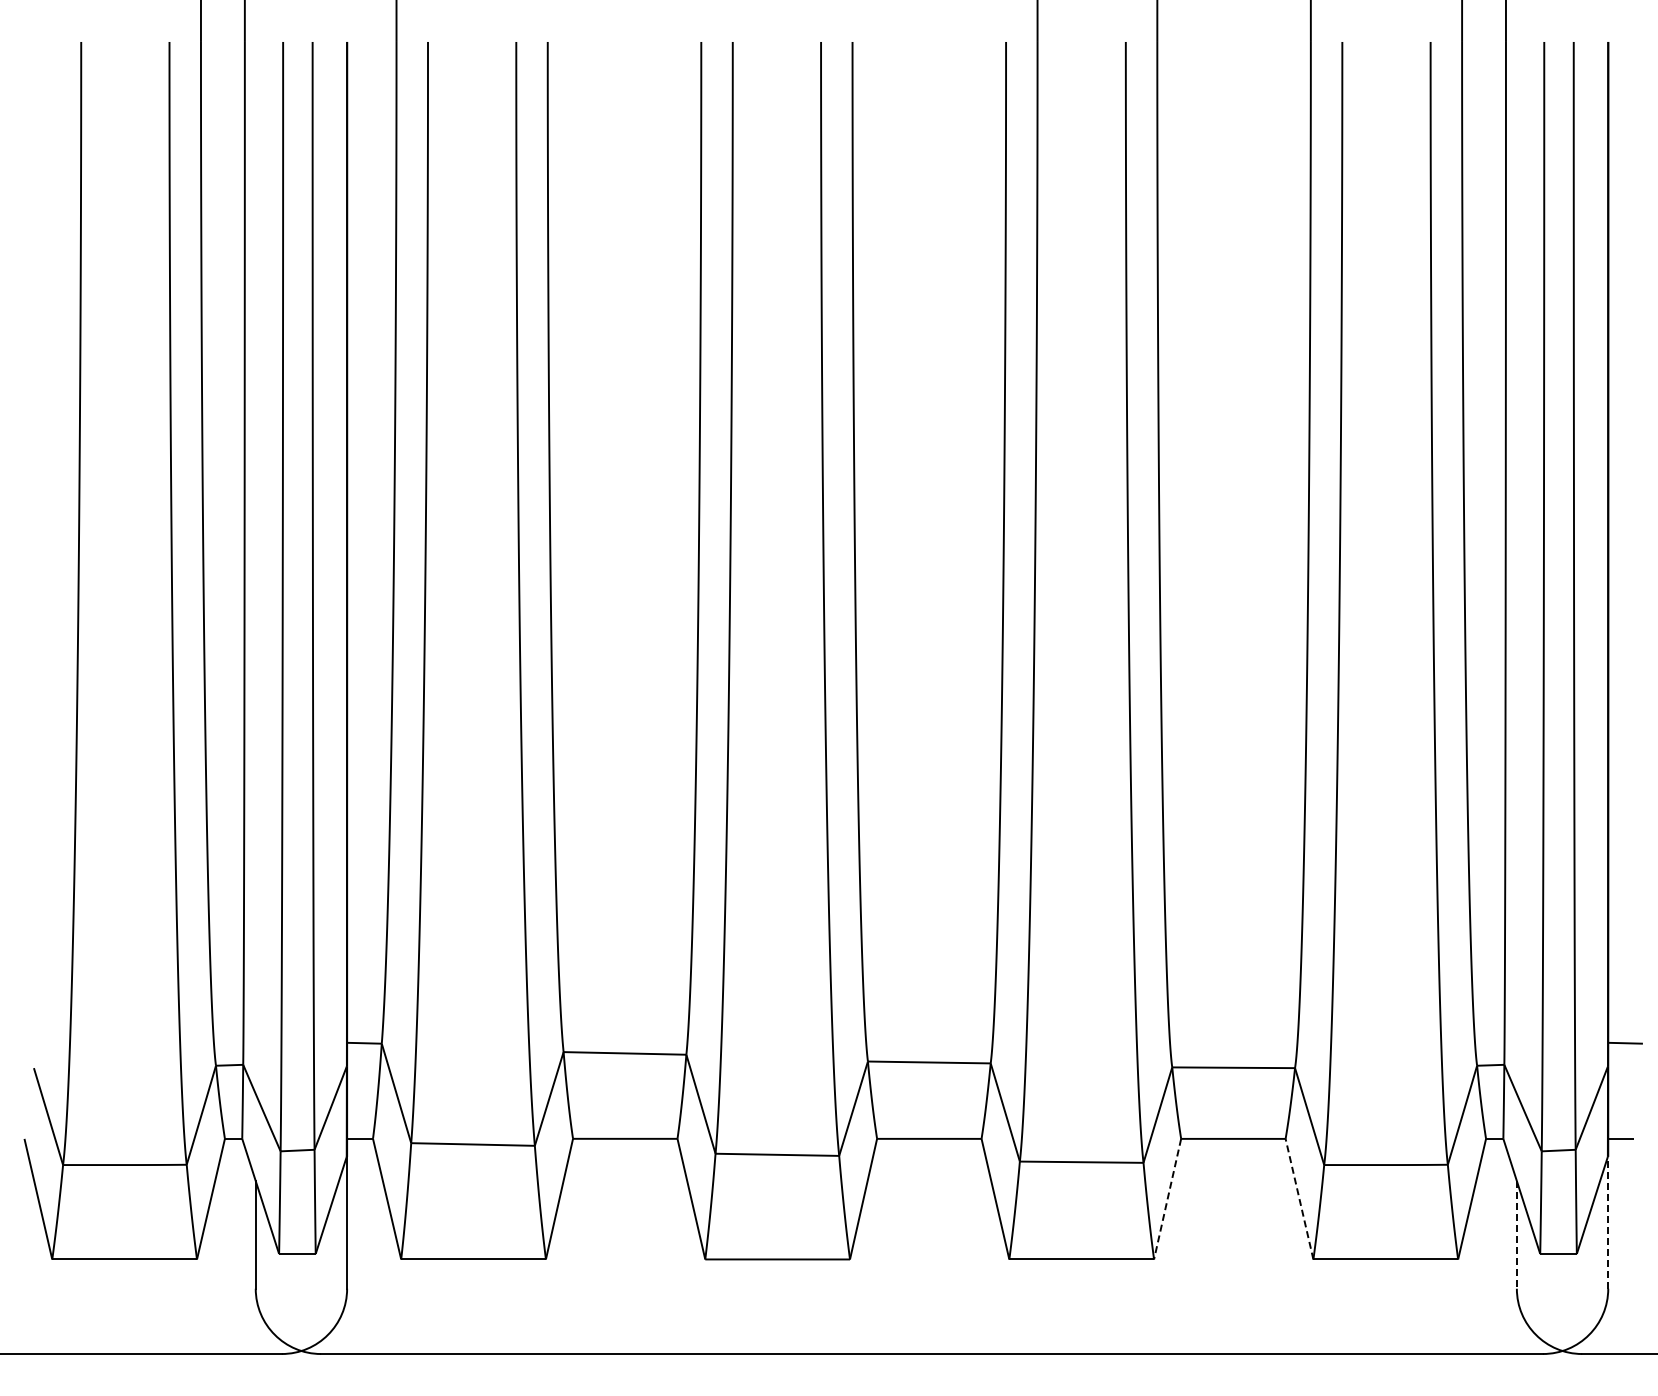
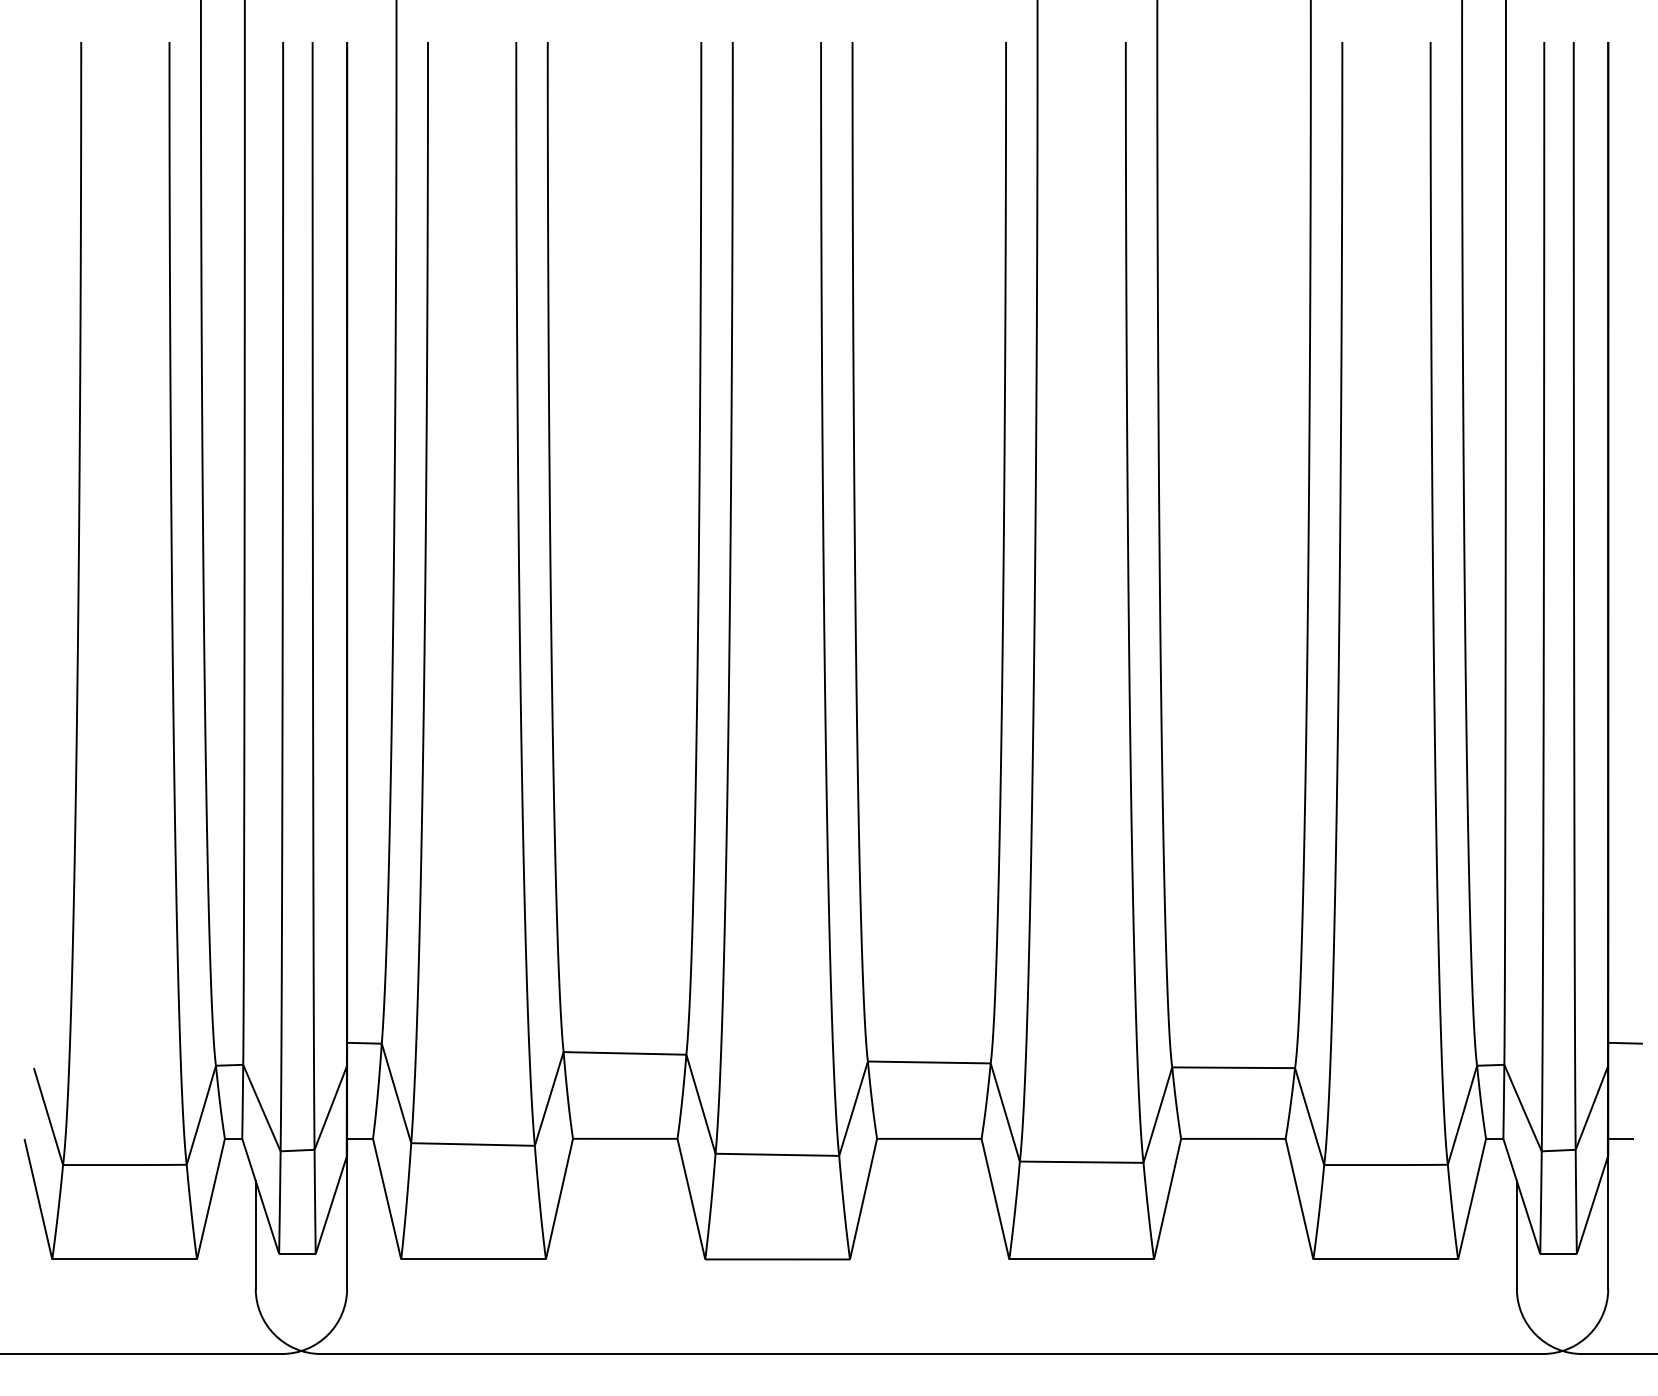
line: dashed -> solid (1167, 1199)
line: dashed -> solid (1299, 1199)
line: dashed -> solid (1608, 1222)
line: dashed -> solid (1516, 1234)
